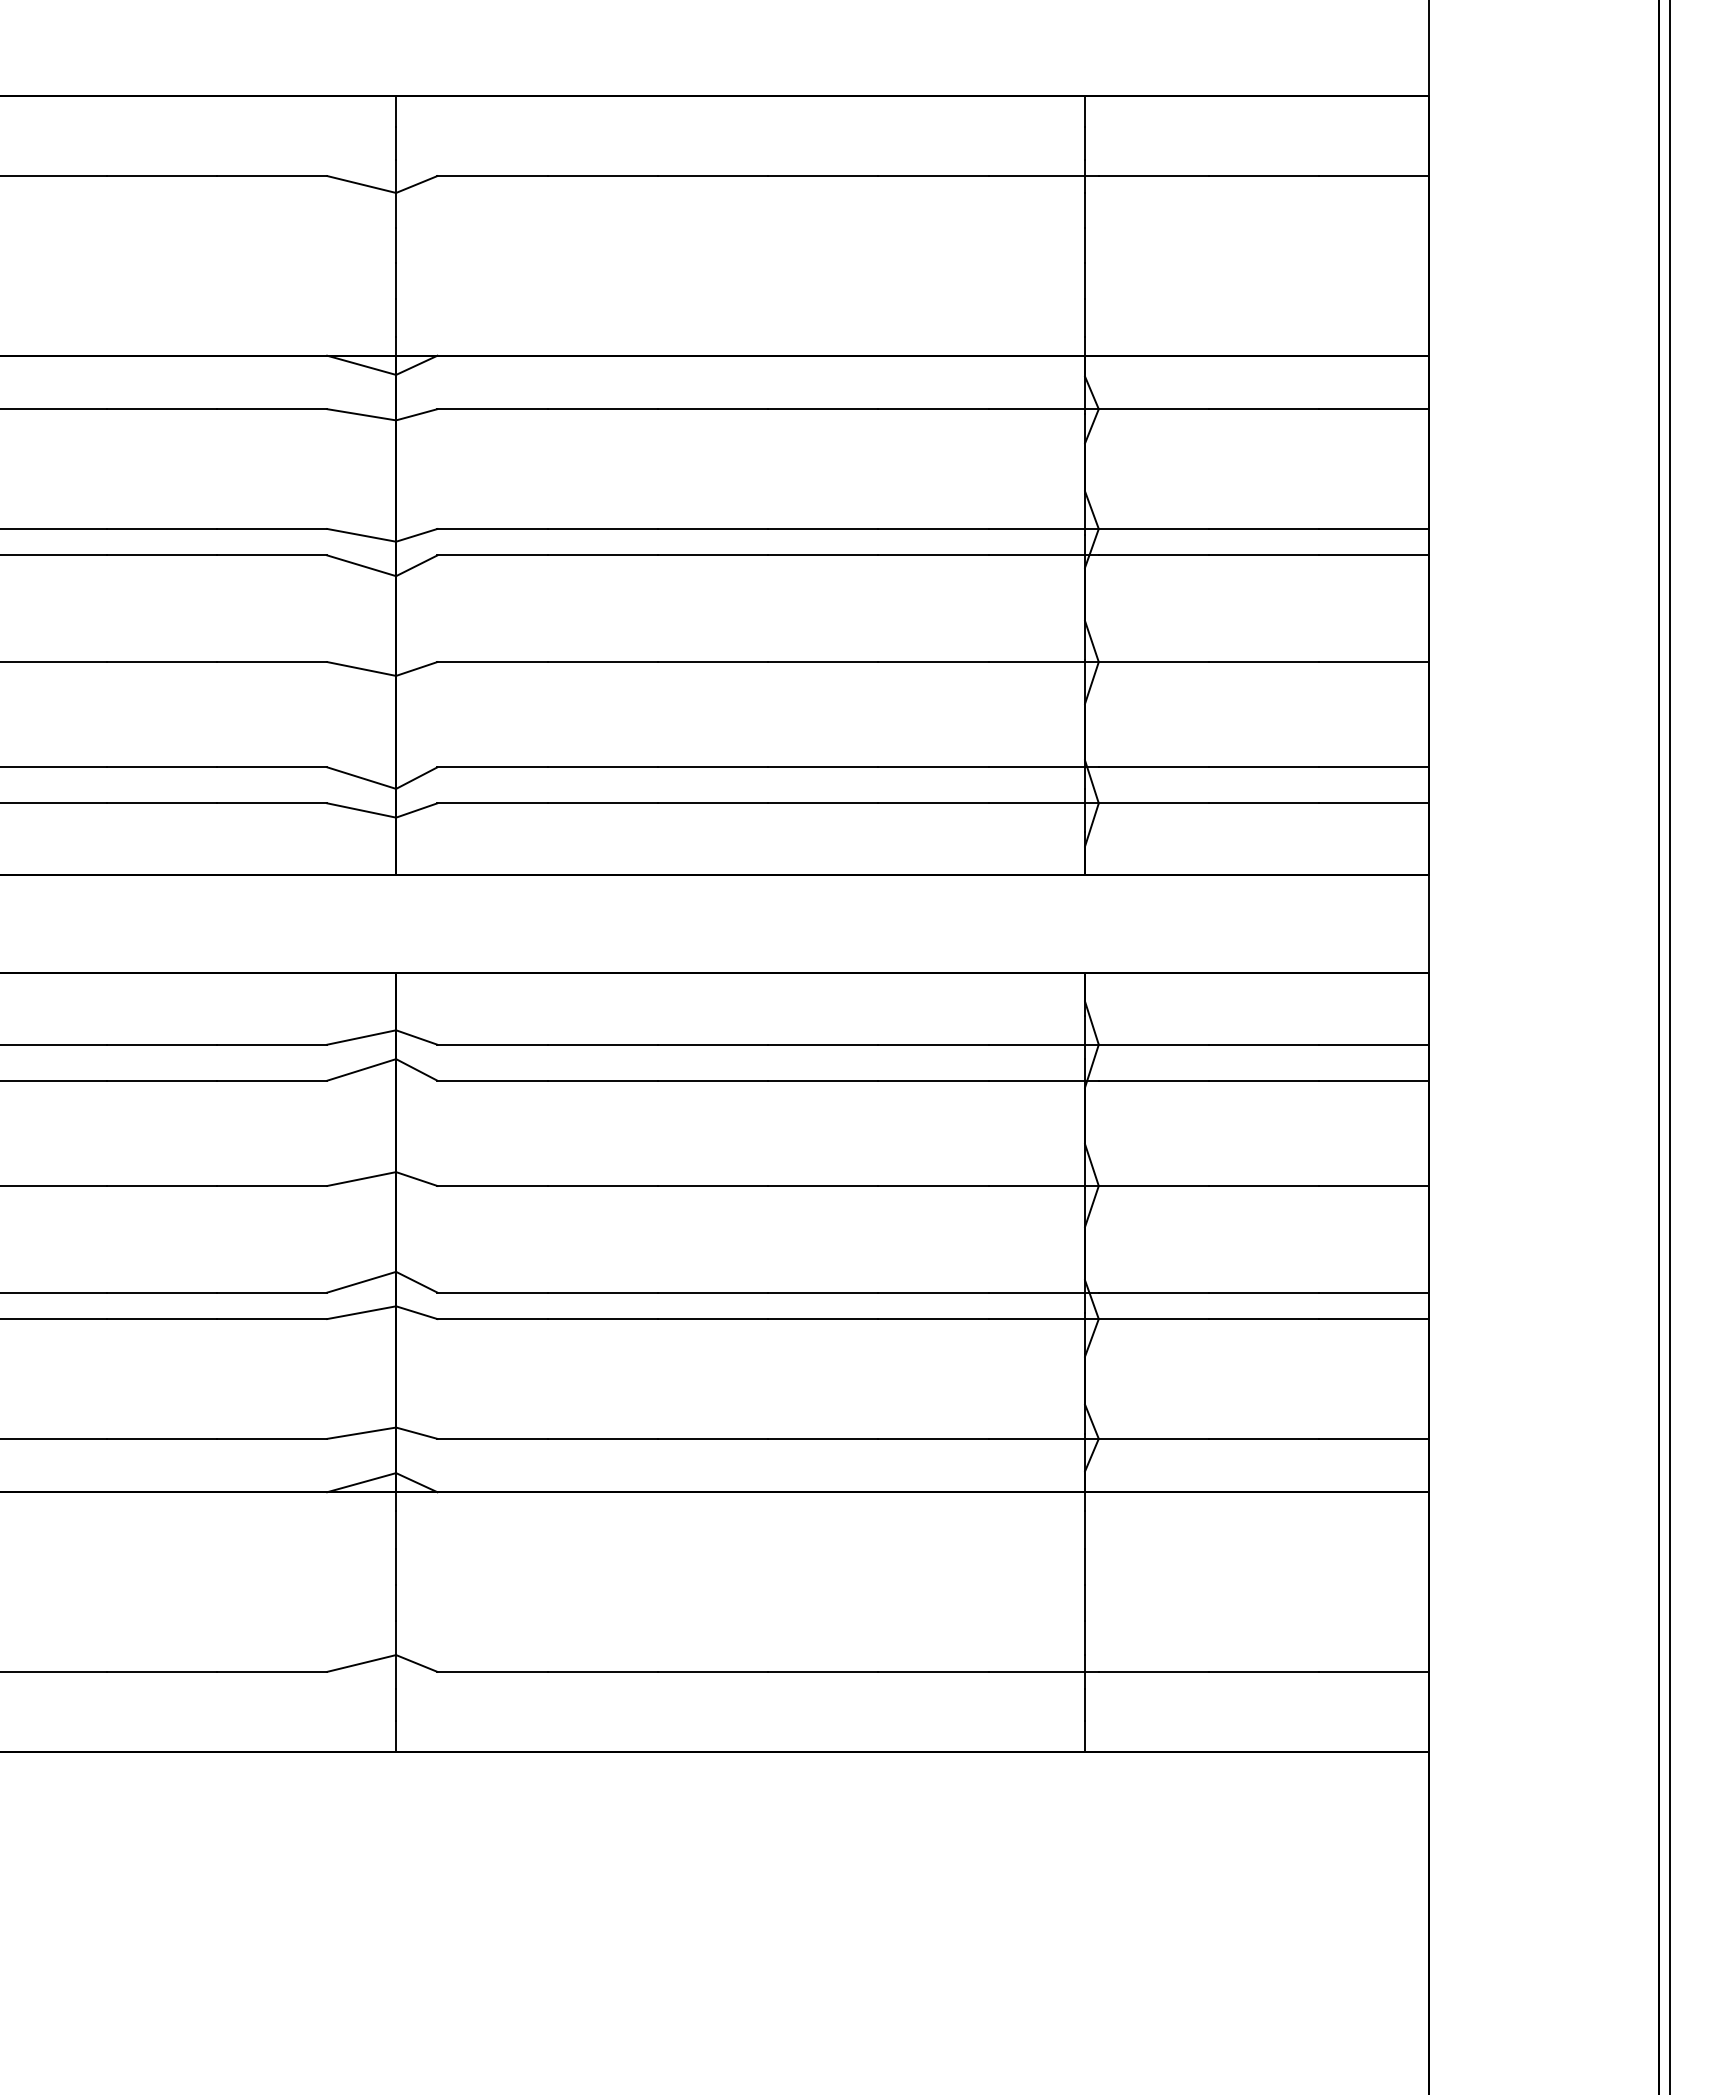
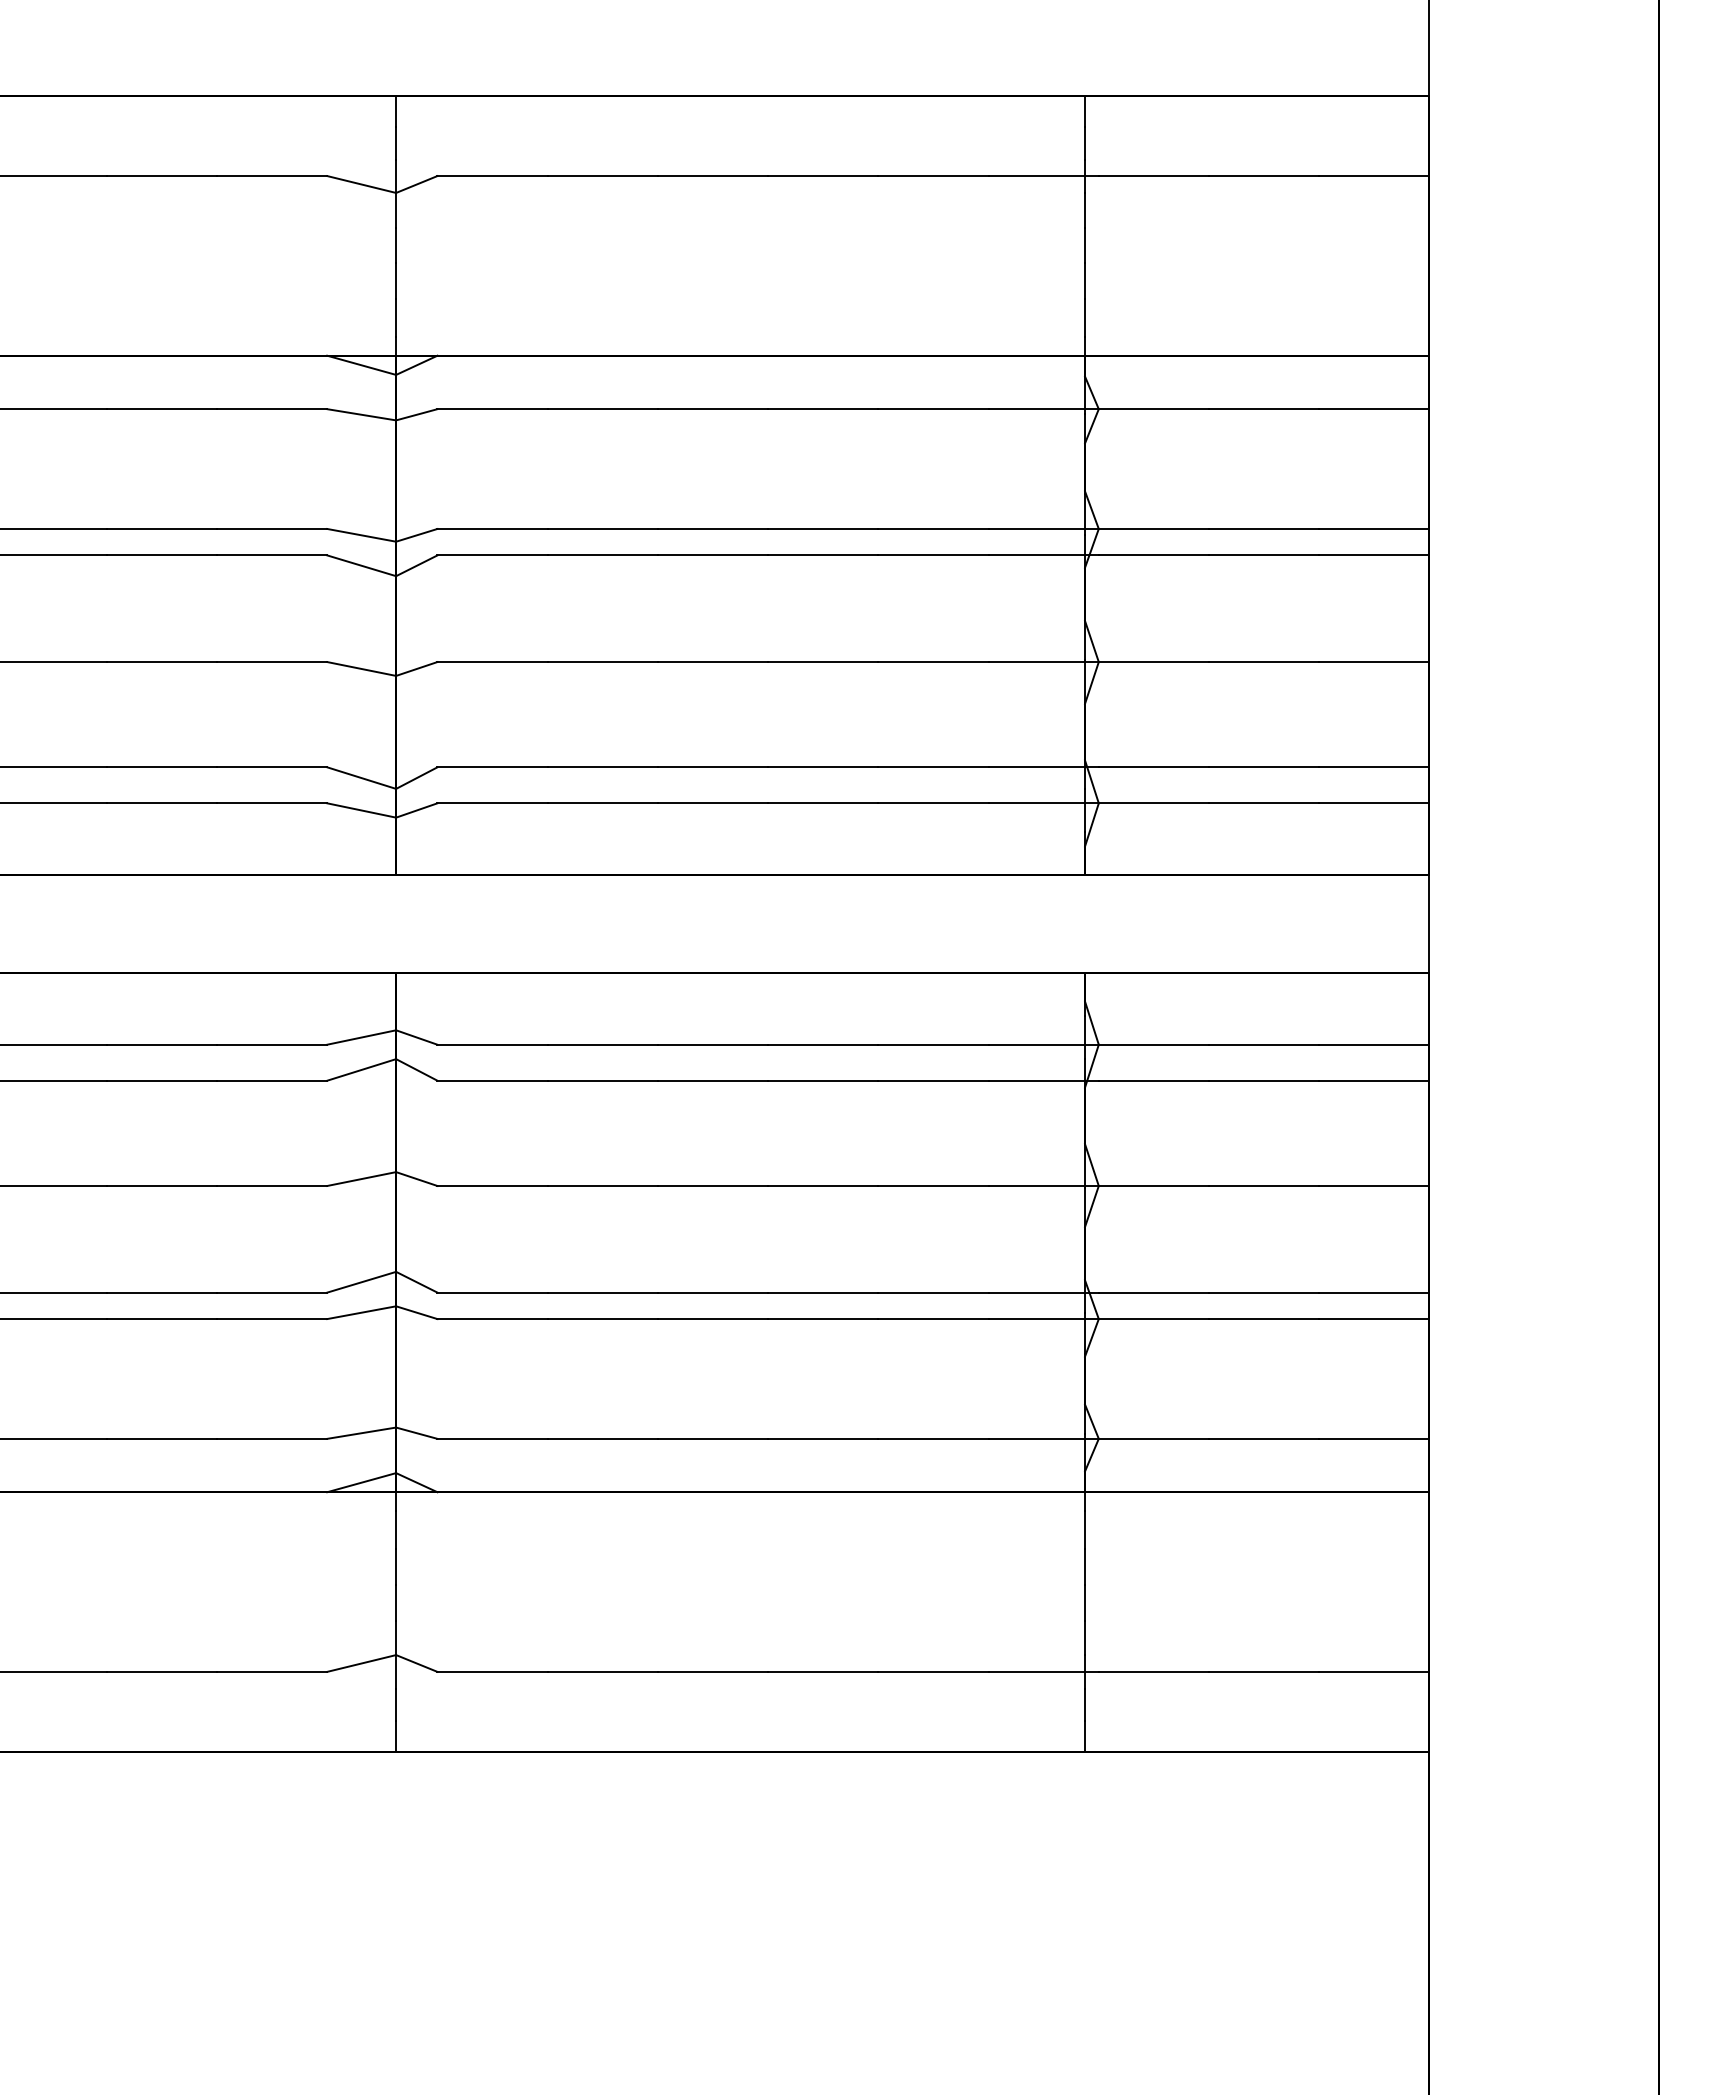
line: present -> none (1670, 1046)
